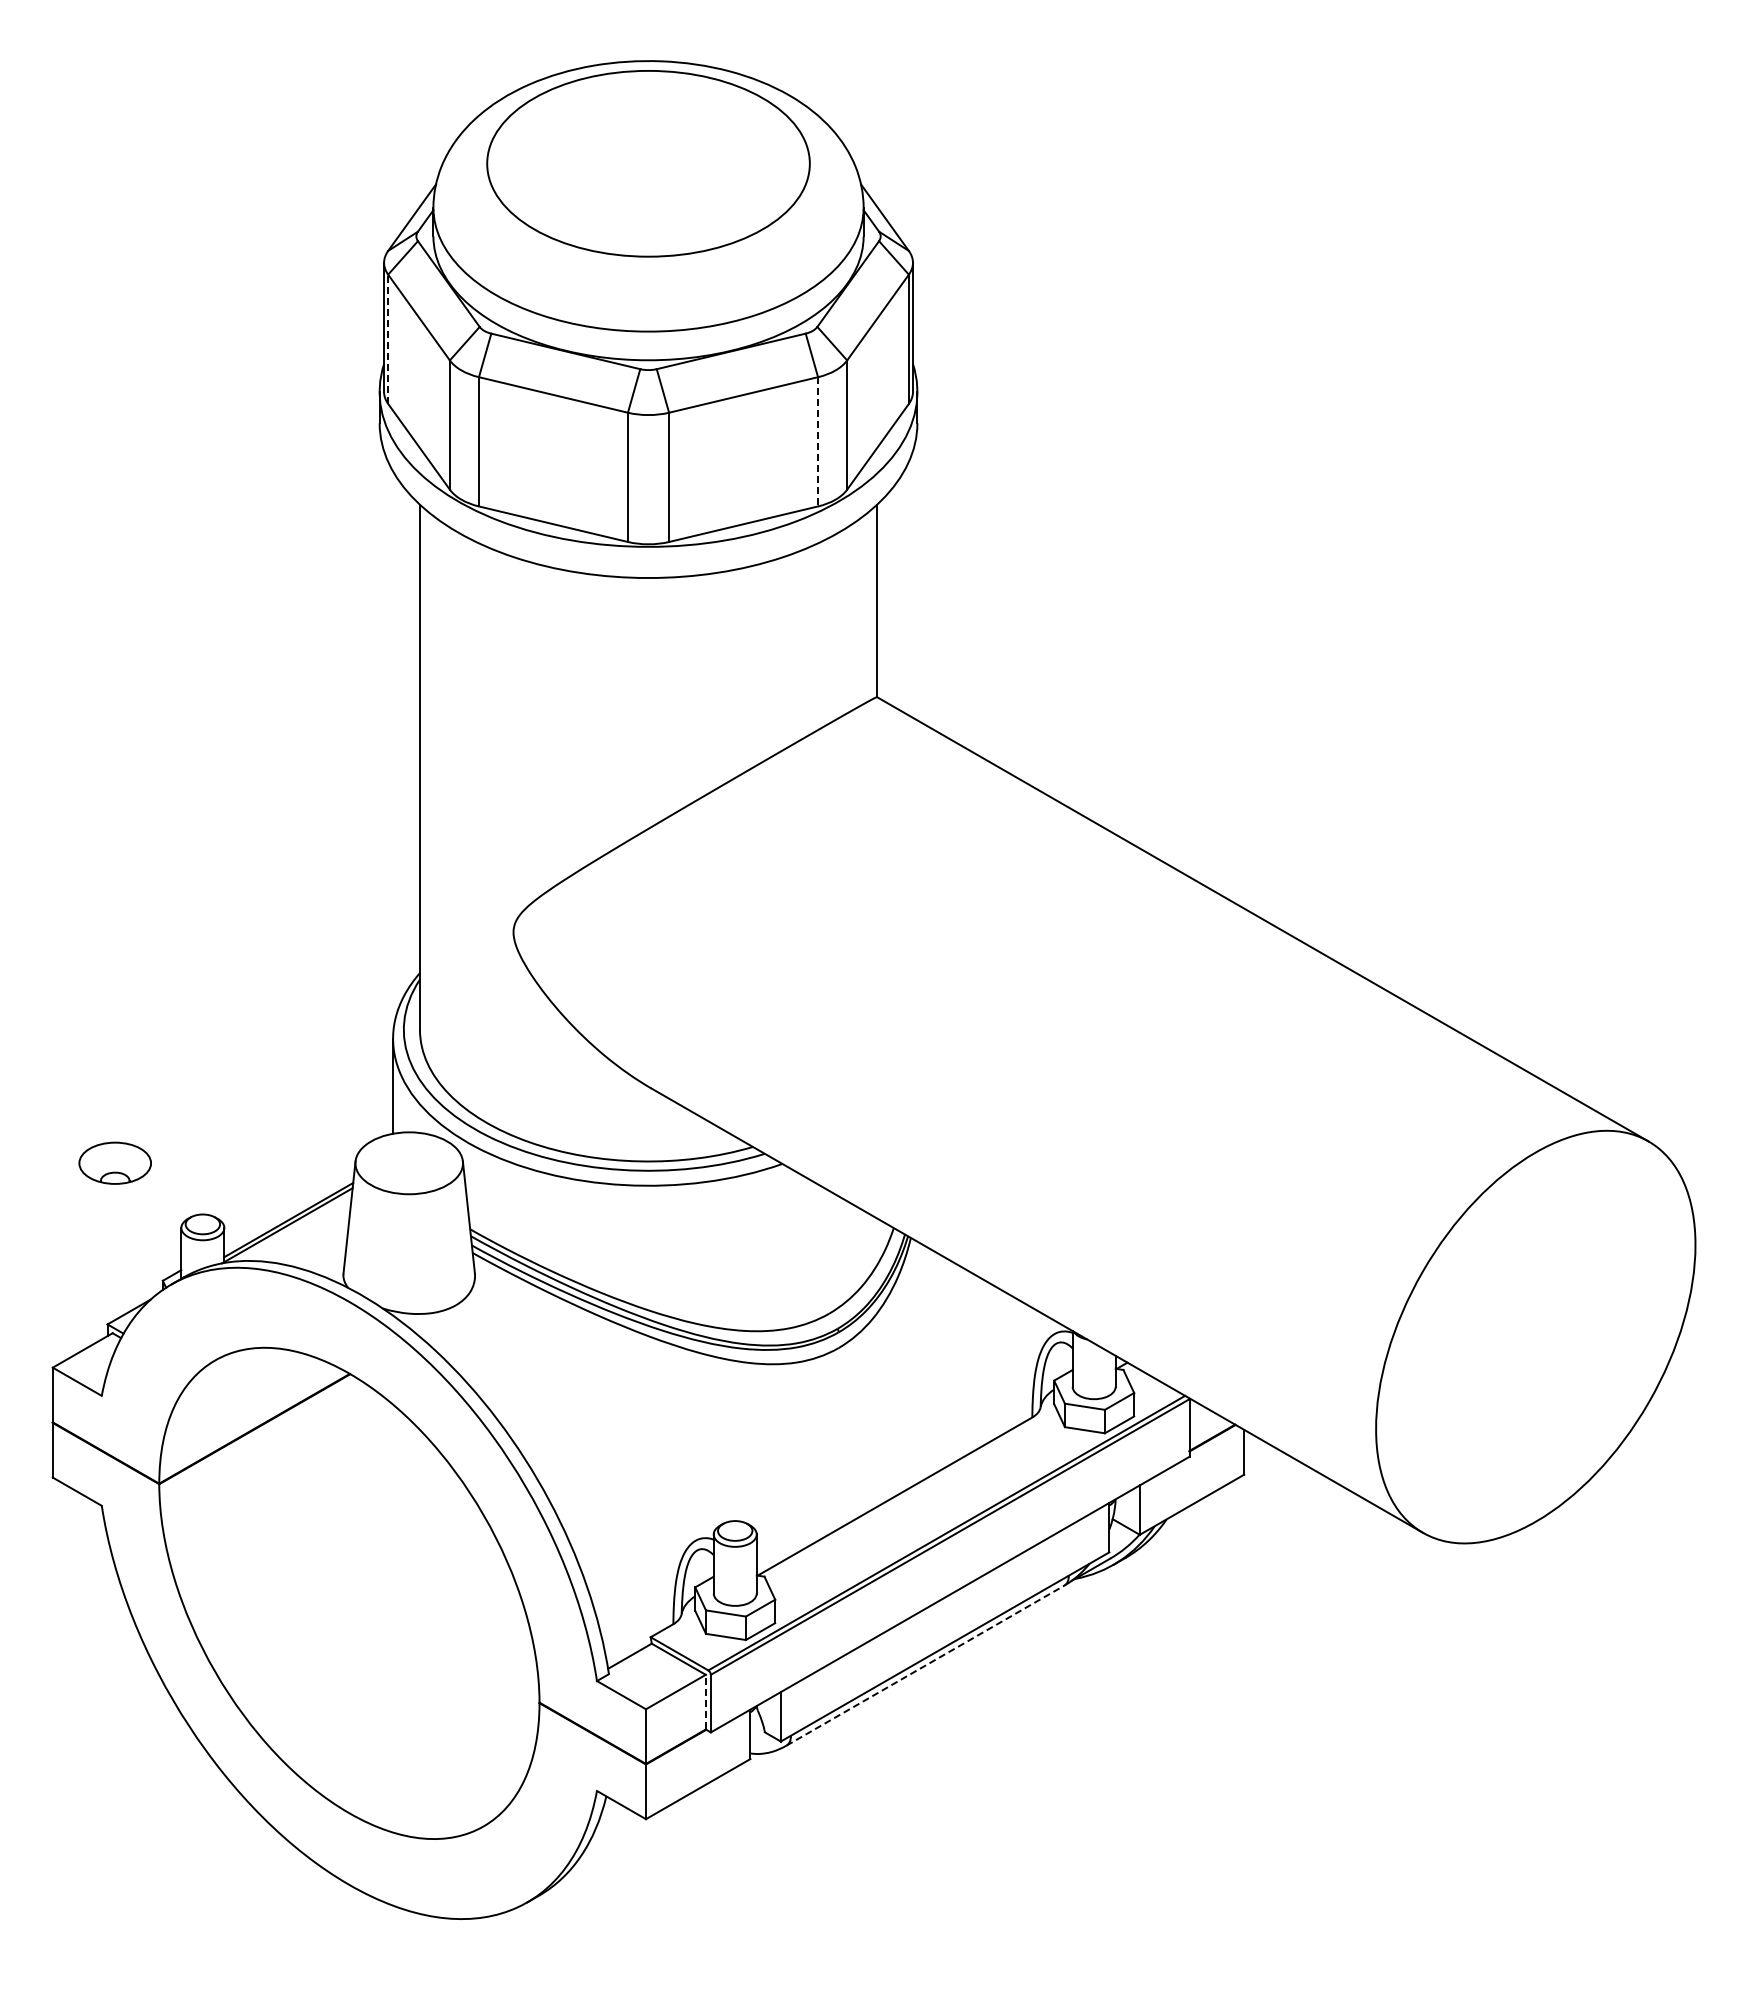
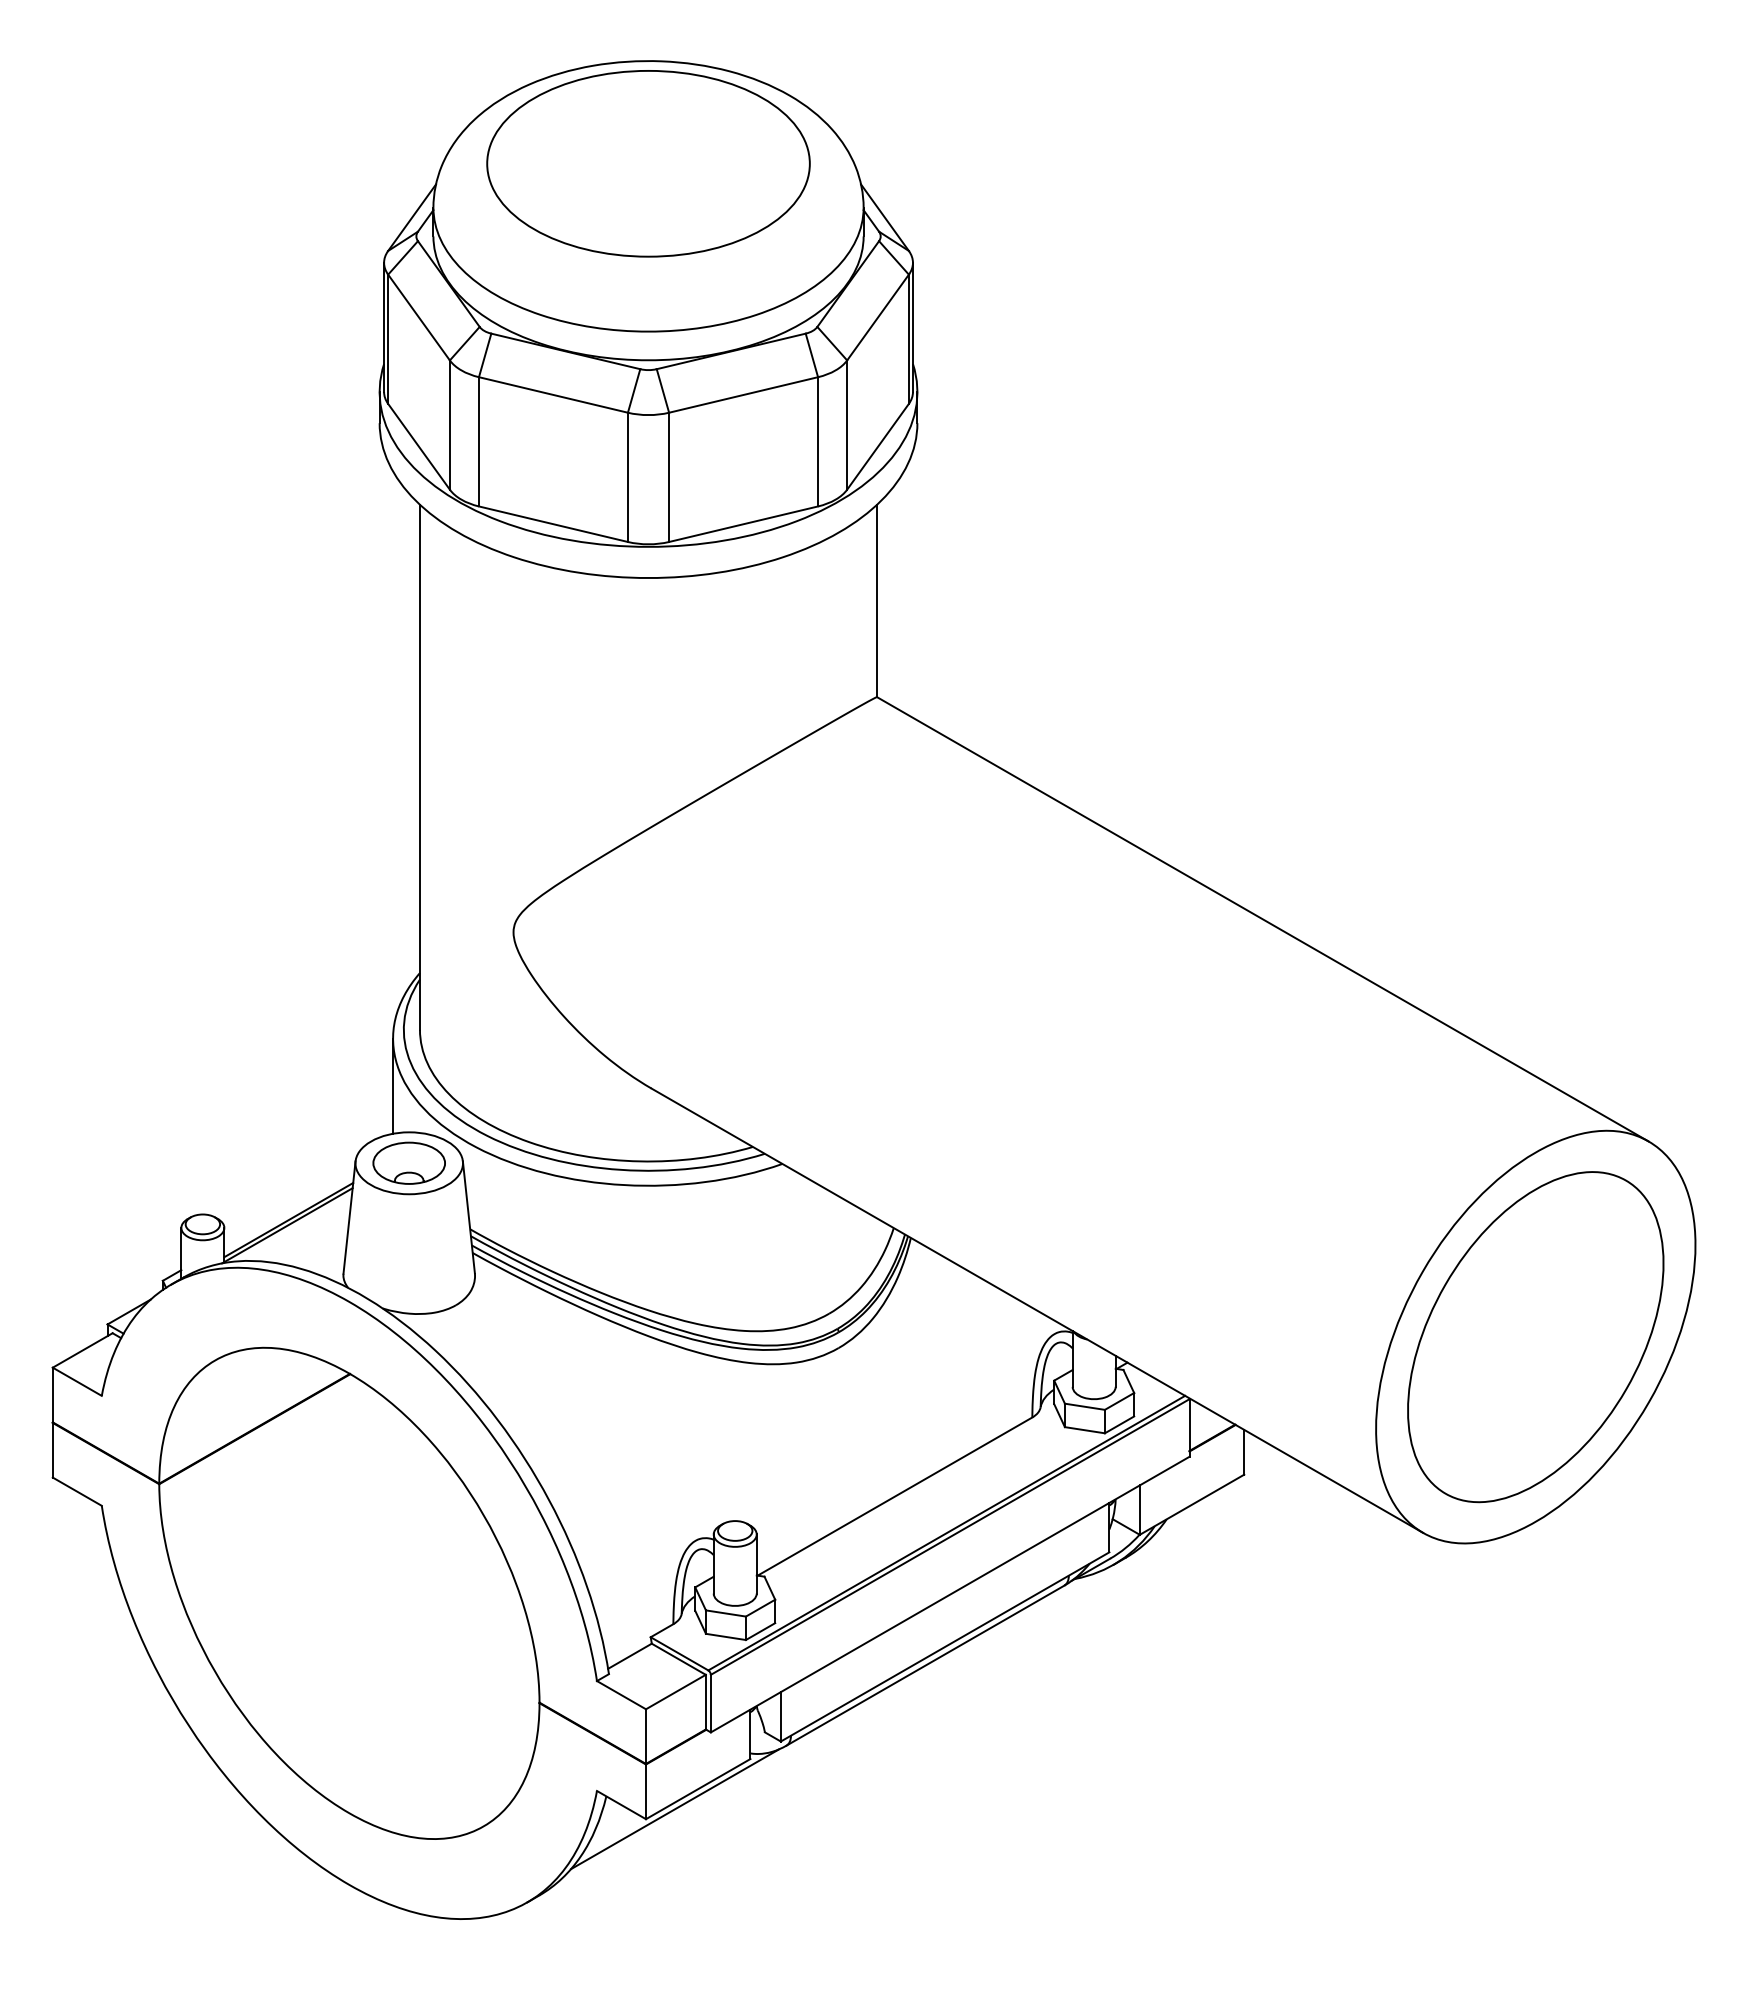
line: dashed -> solid (388, 339)
line: dashed -> solid (818, 441)
part position: (114, 1162) -> (408, 1162) (408, 1162)
part: none -> present (1535, 1337)
line: dashed -> solid (925, 1665)
line: dashed -> solid (705, 1701)
line: none -> present (675, 1809)
